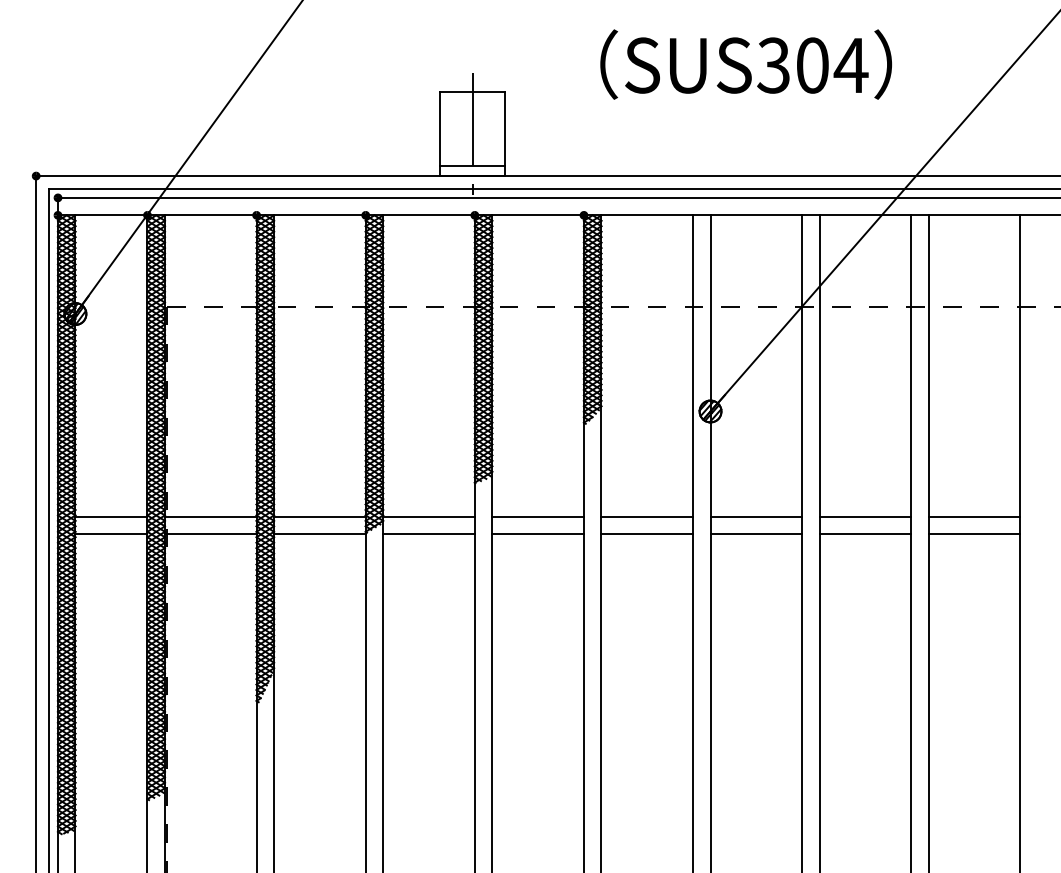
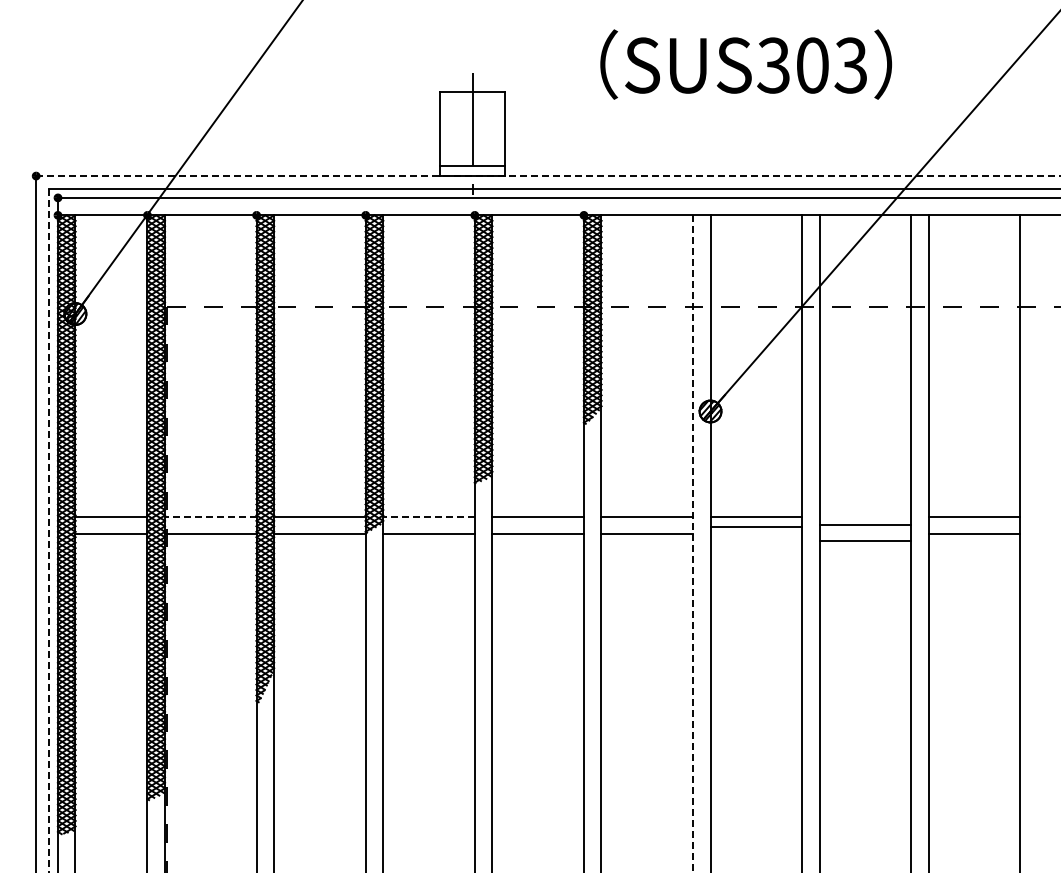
text: SUS304 -> SUS303 (850, 65)
line: solid -> dashed (548, 176)
line: solid -> dashed (210, 516)
line: solid -> dashed (429, 516)
line position: (865, 516) -> (865, 524) (865, 524)
line: solid -> dashed (49, 531)
line position: (756, 533) -> (756, 526) (756, 526)
line position: (865, 533) -> (865, 540) (865, 540)
line: solid -> dashed (693, 544)
